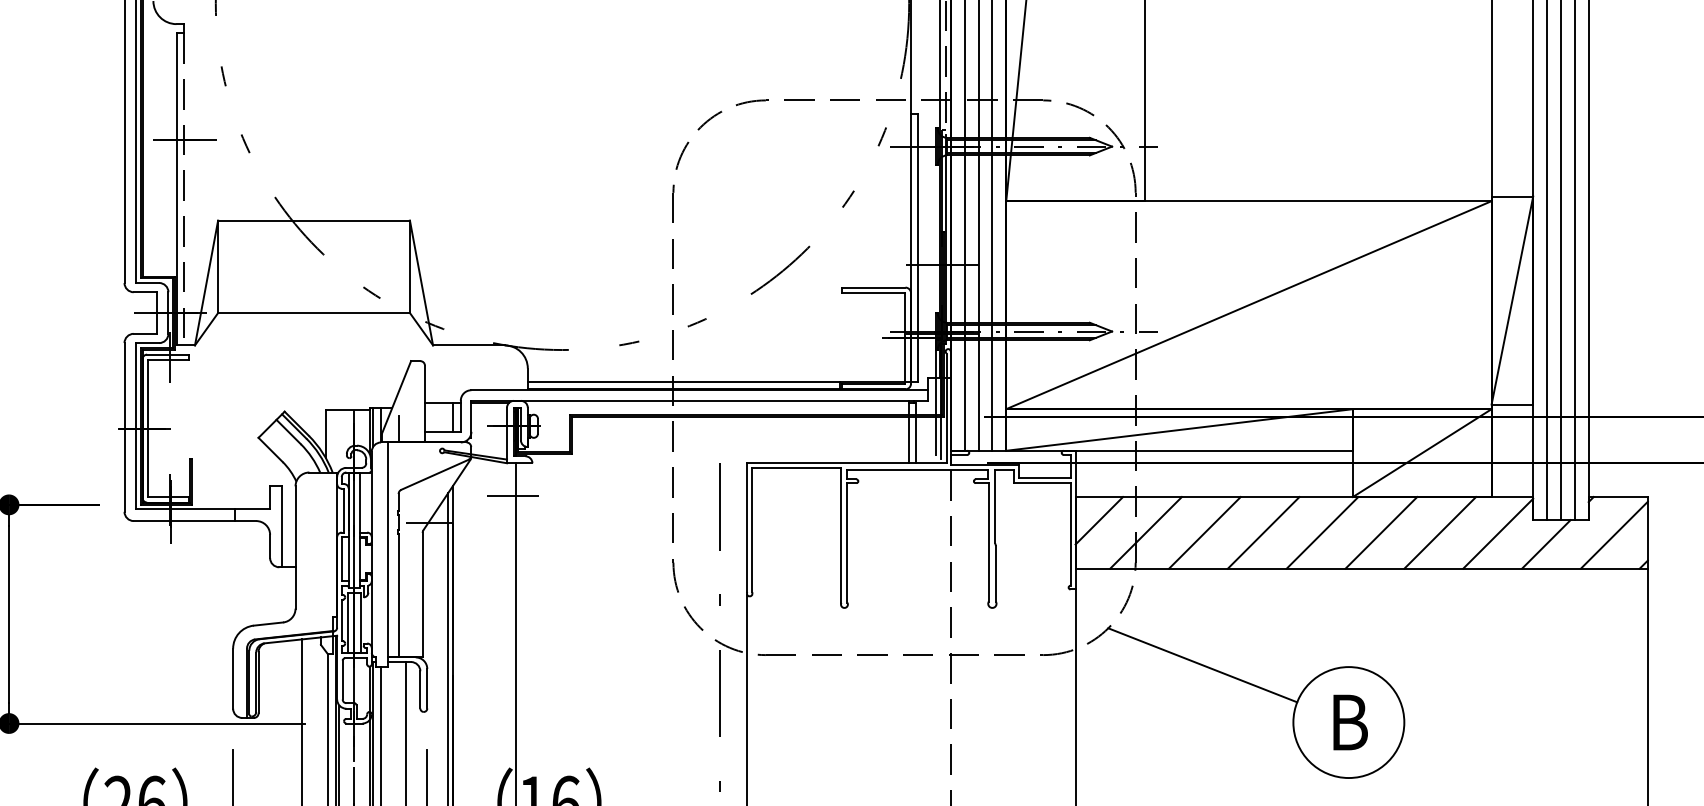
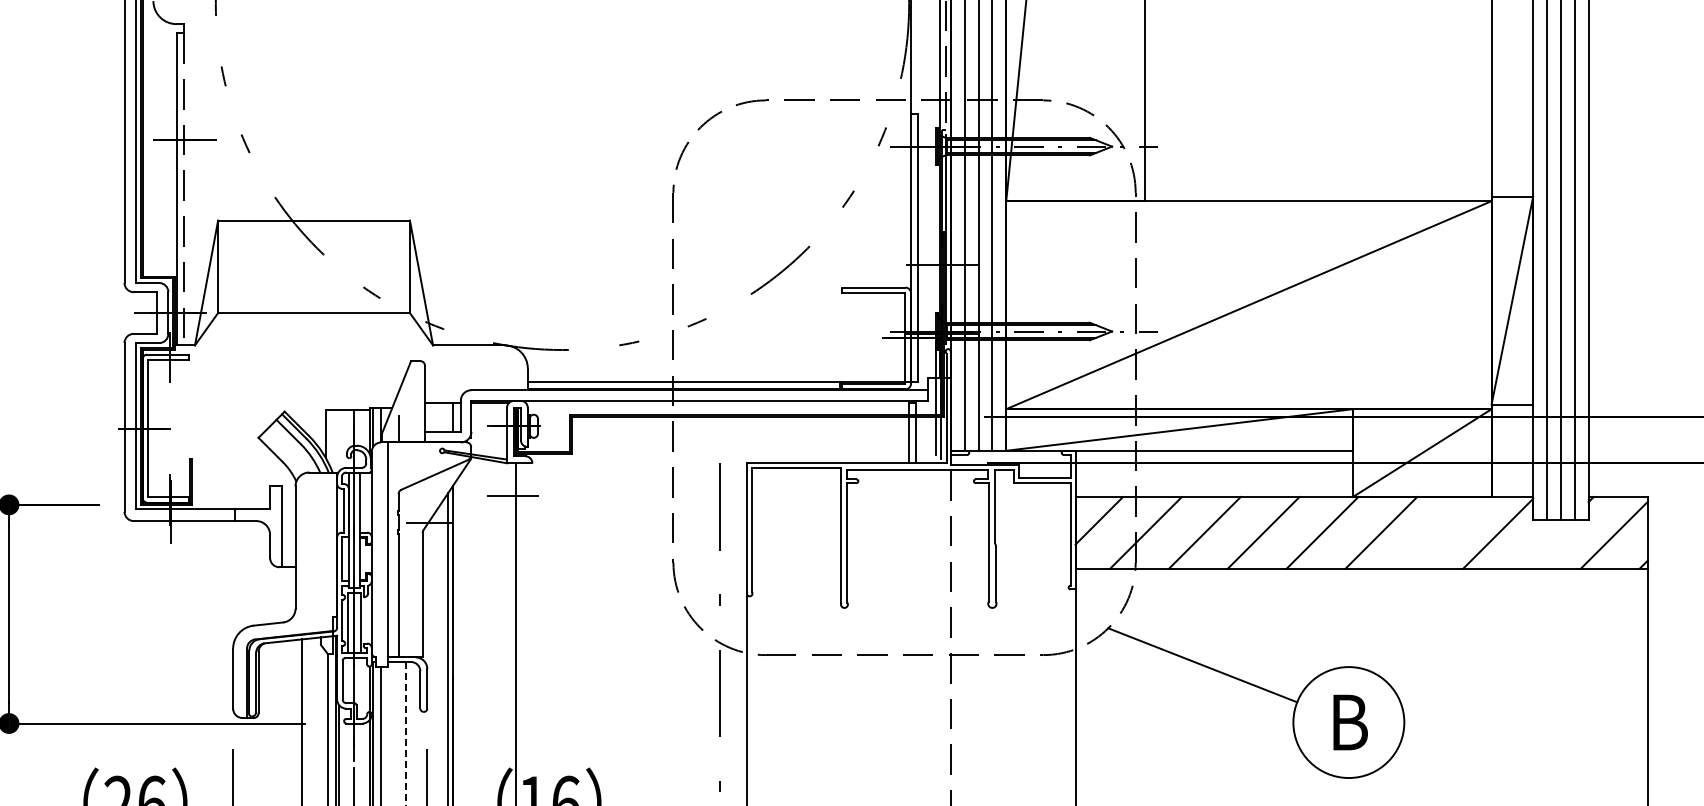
line: present -> none (1440, 532)
line: present -> none (1546, 544)
line: solid -> dashed (406, 733)
